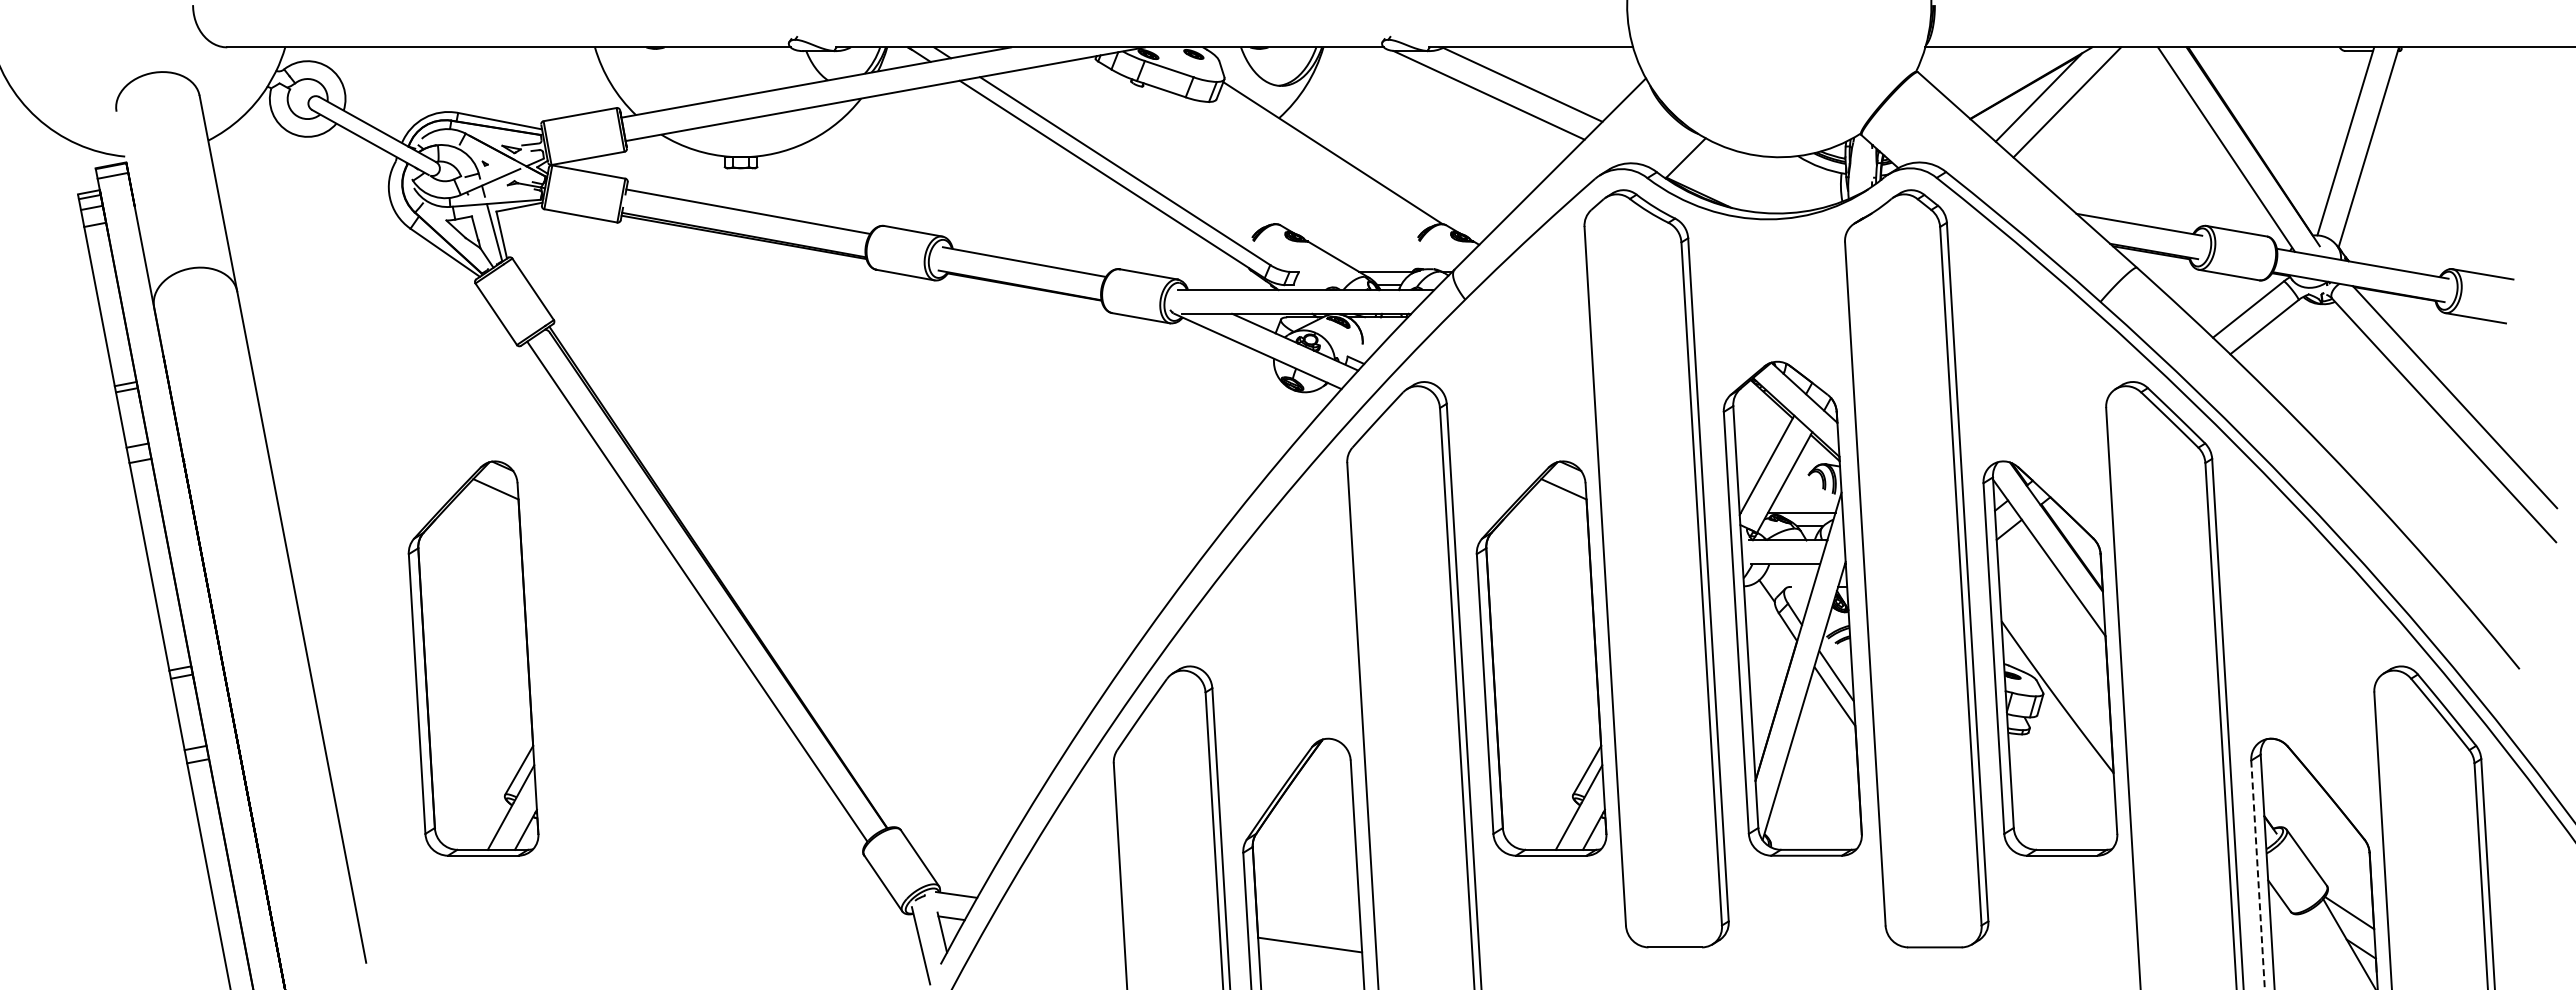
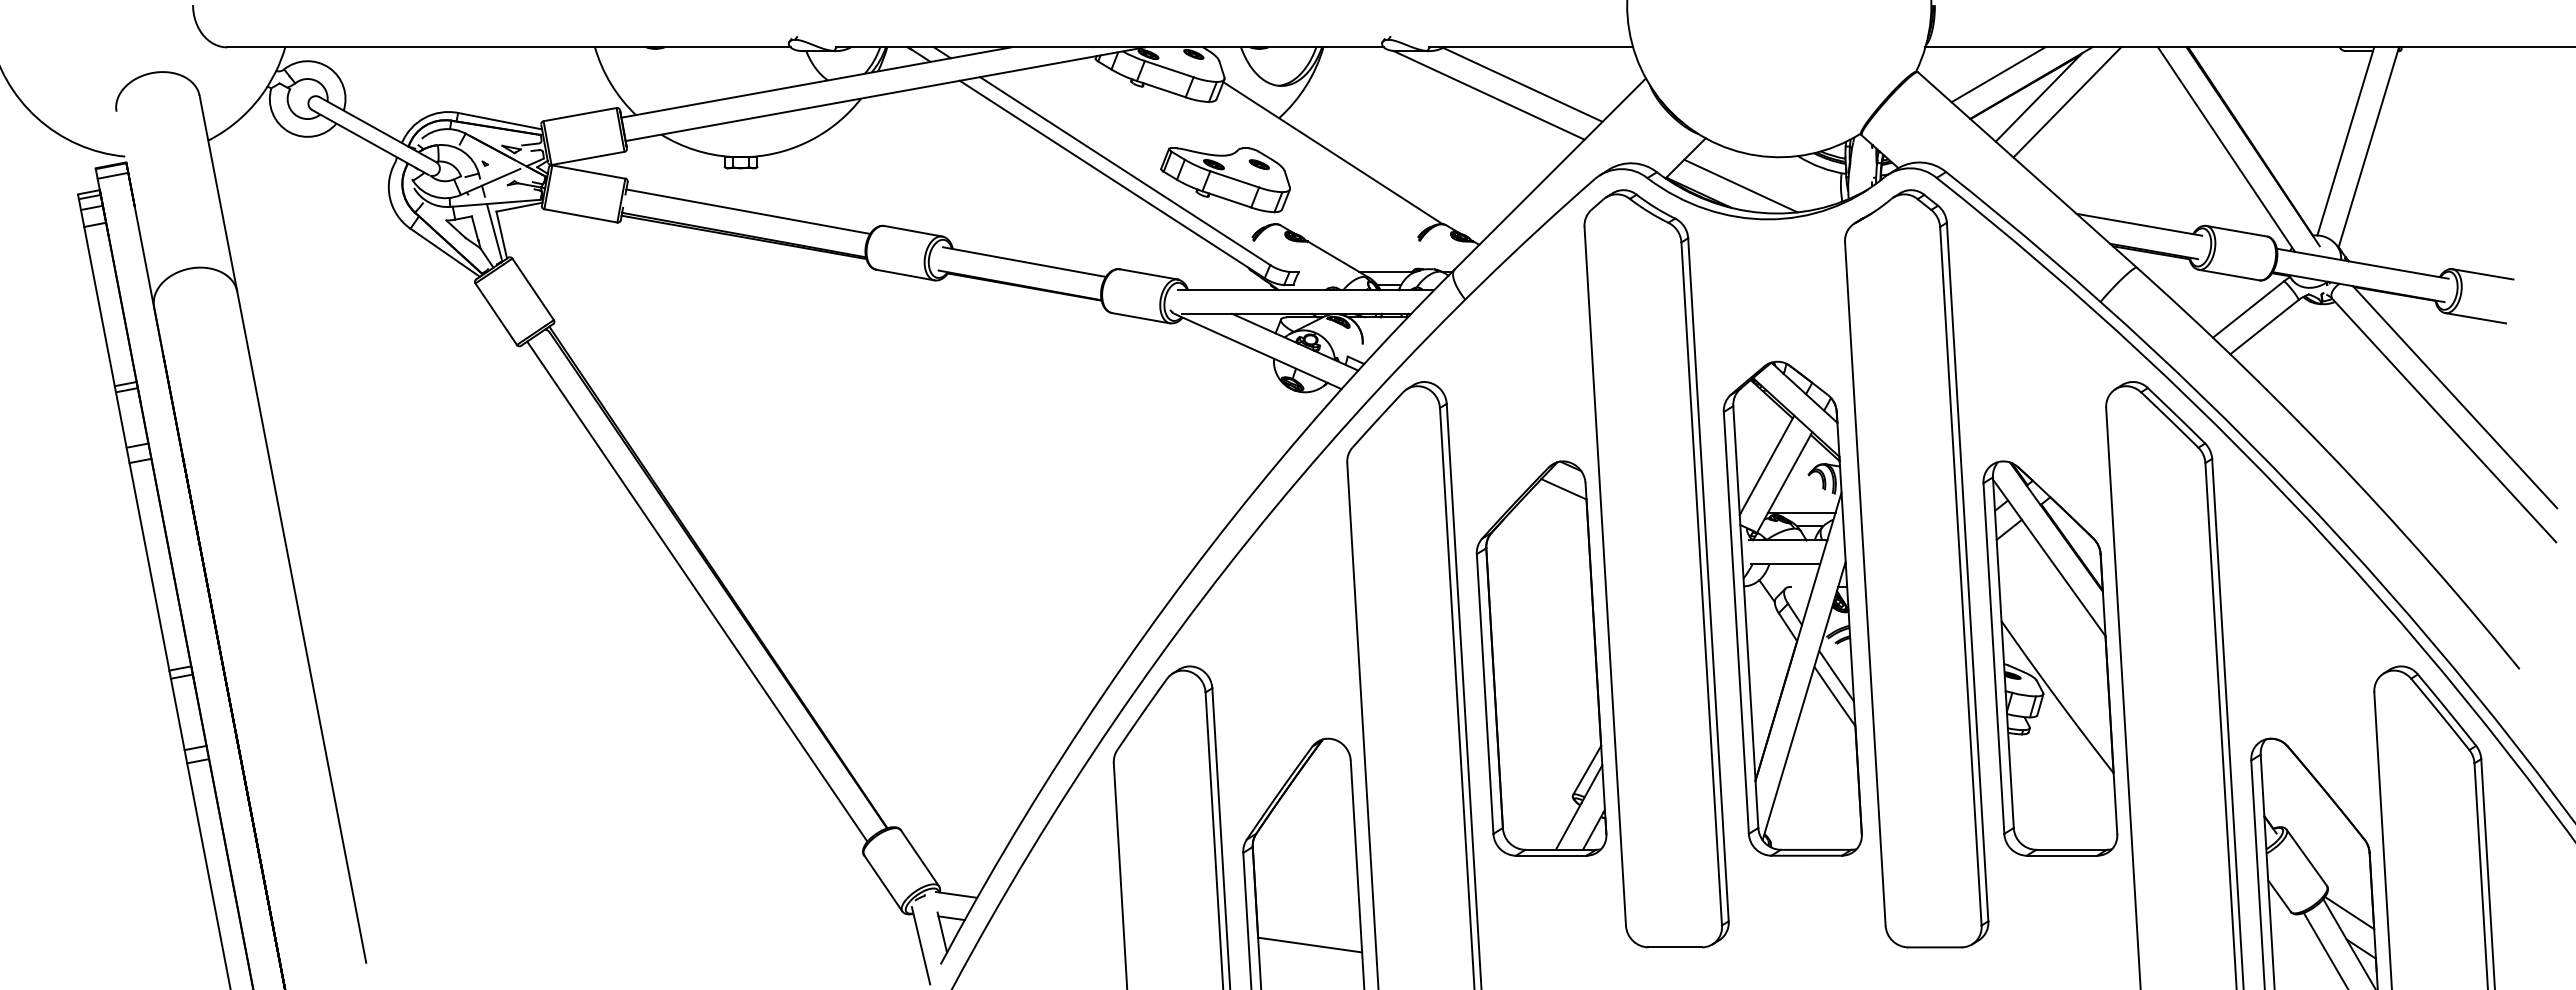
line: none -> present (1998, 74)
part: none -> present (1225, 180)
line: none -> present (1740, 185)
part: present -> none (473, 658)
line: dashed -> solid (2258, 875)
line: none -> present (2324, 949)
